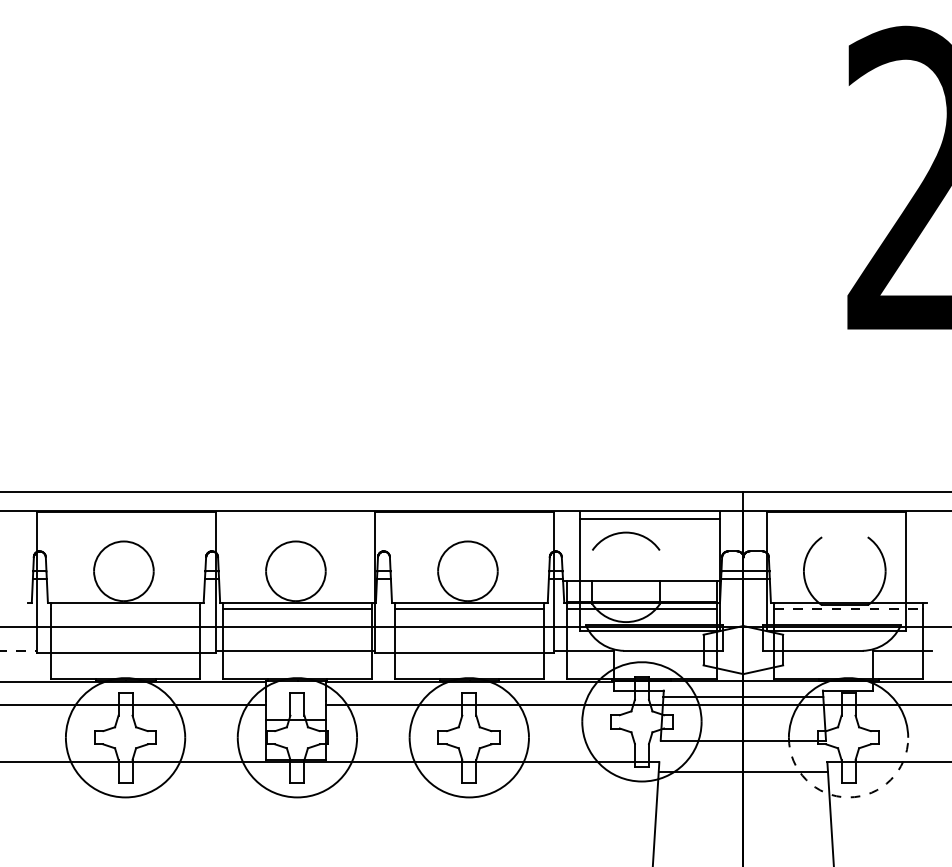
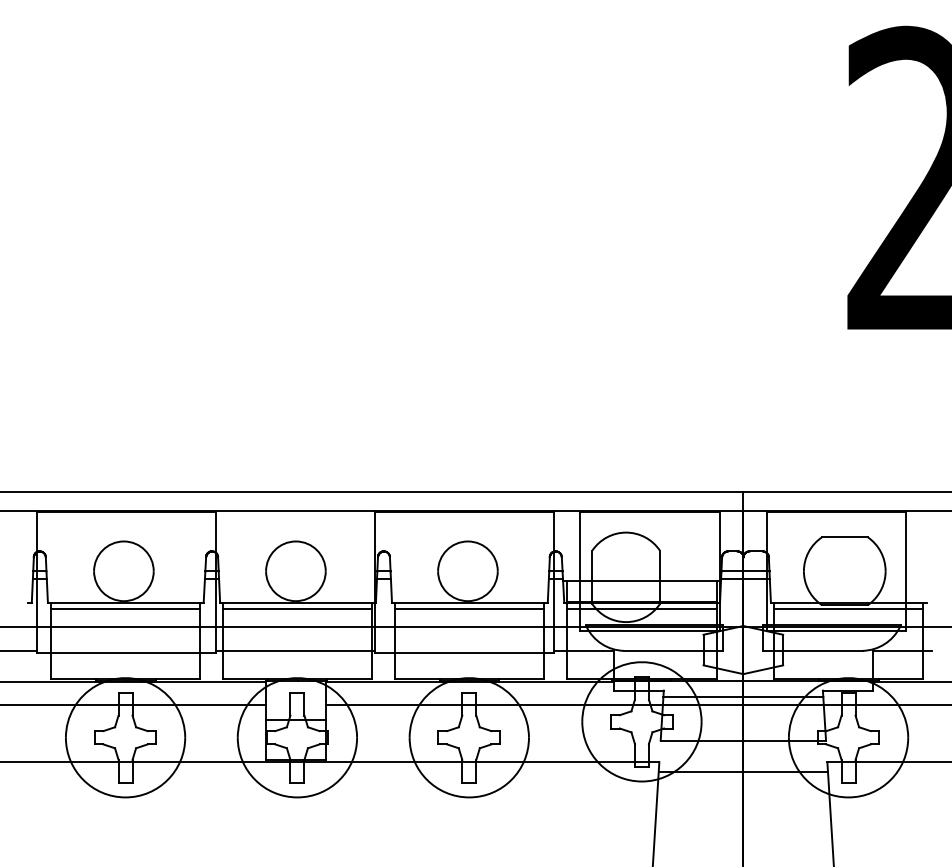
line position: (649, 518) -> (649, 511) (649, 511)
line: none -> present (844, 537)
line: none -> present (592, 565)
line: none -> present (659, 565)
line: none -> present (125, 609)
line: dashed -> solid (848, 609)
line: dashed -> solid (19, 650)
arc: dashed -> solid (848, 797)
